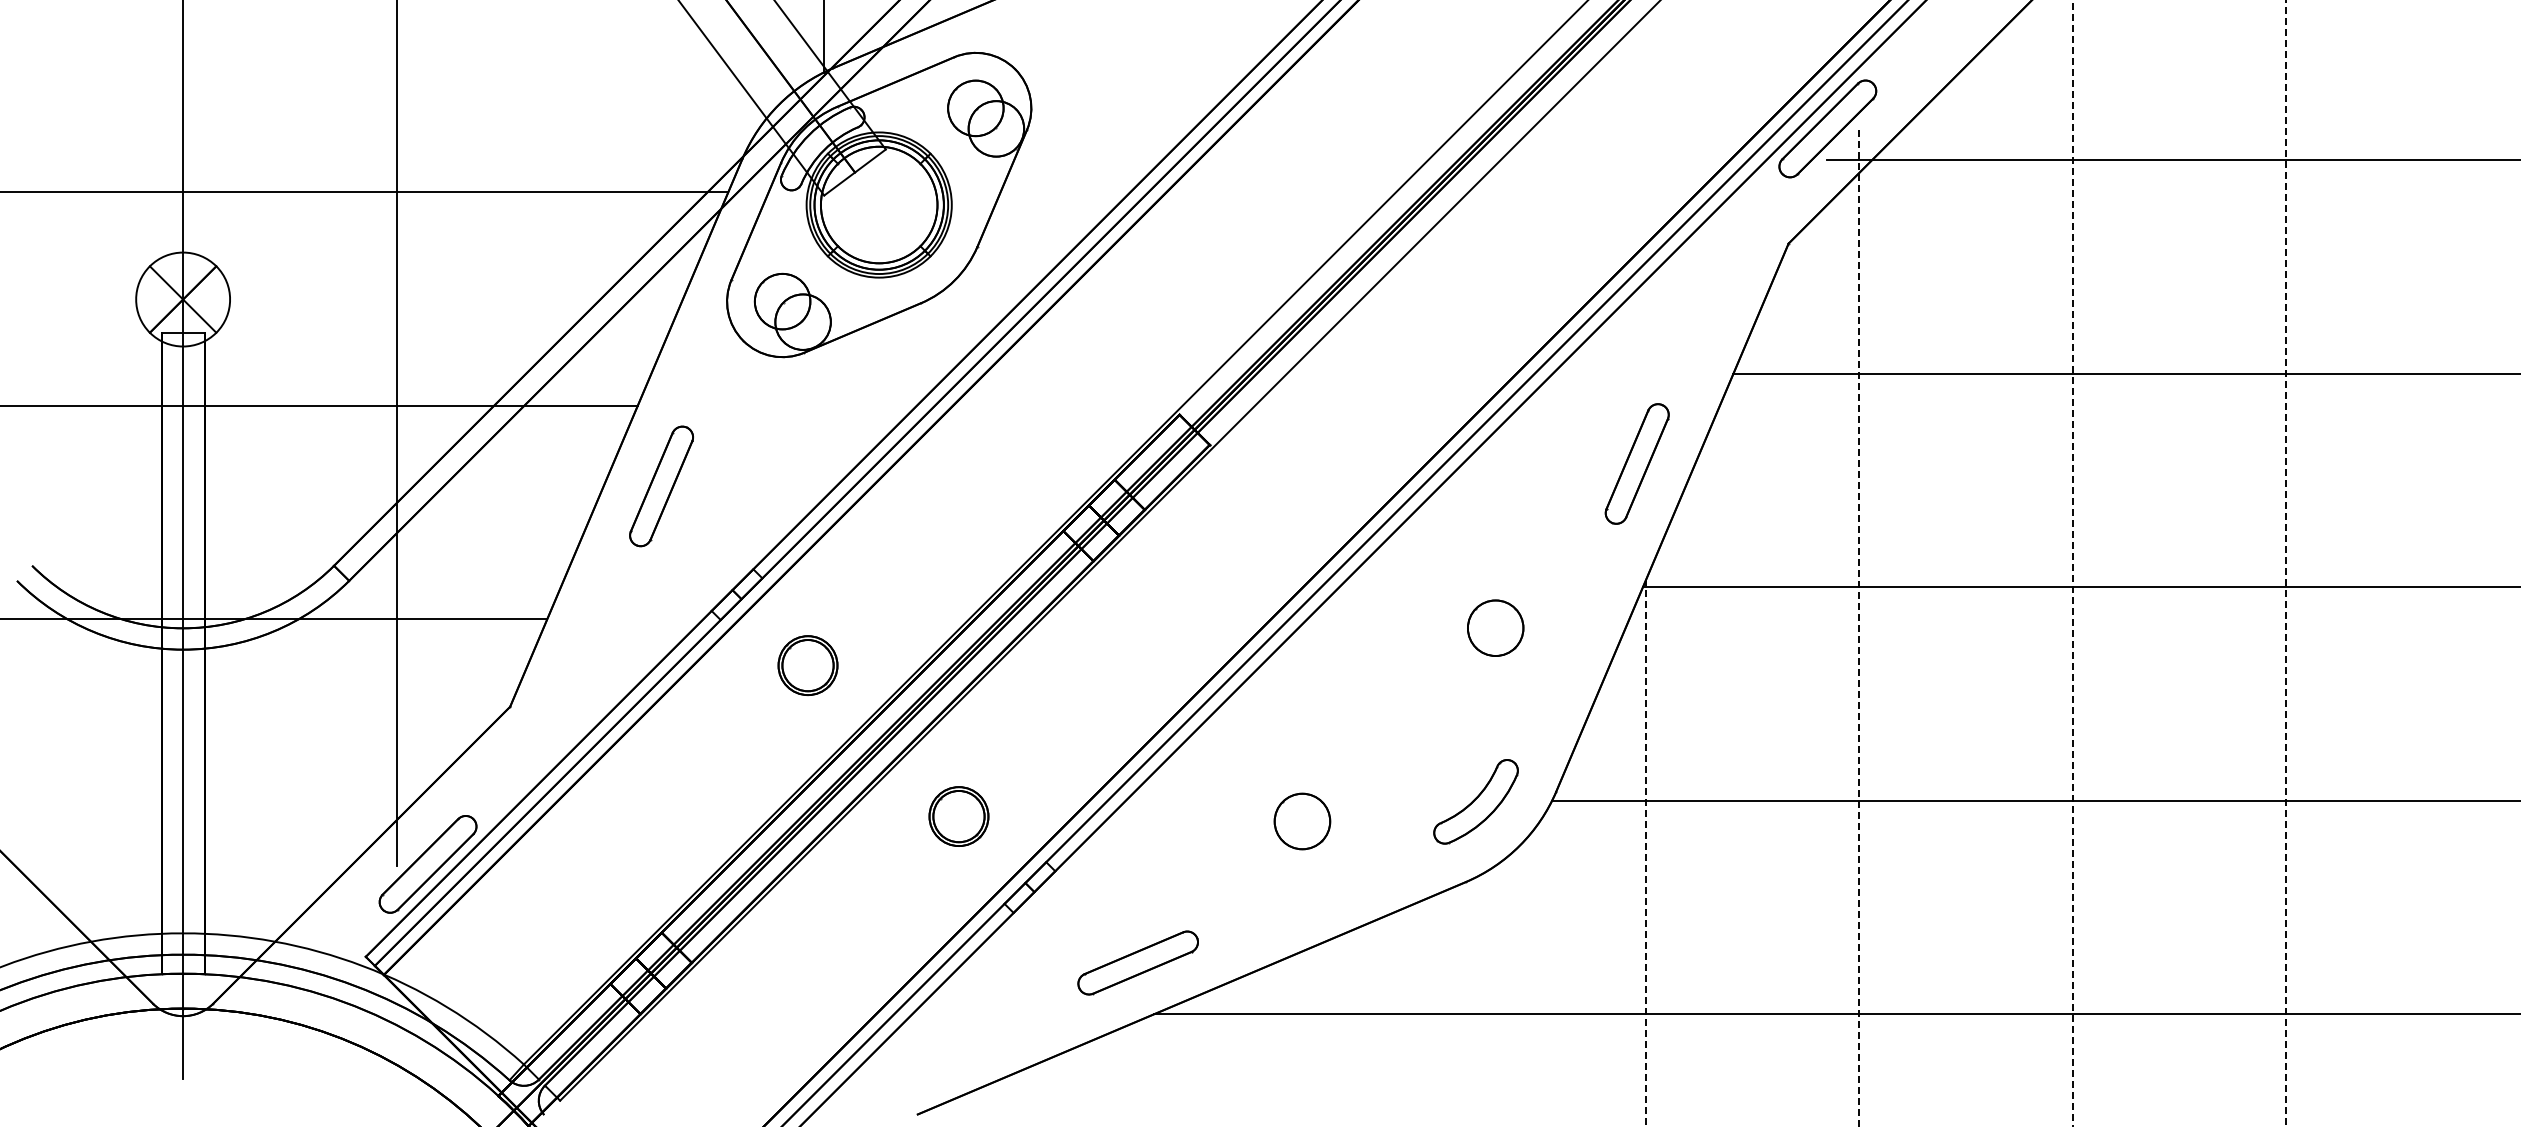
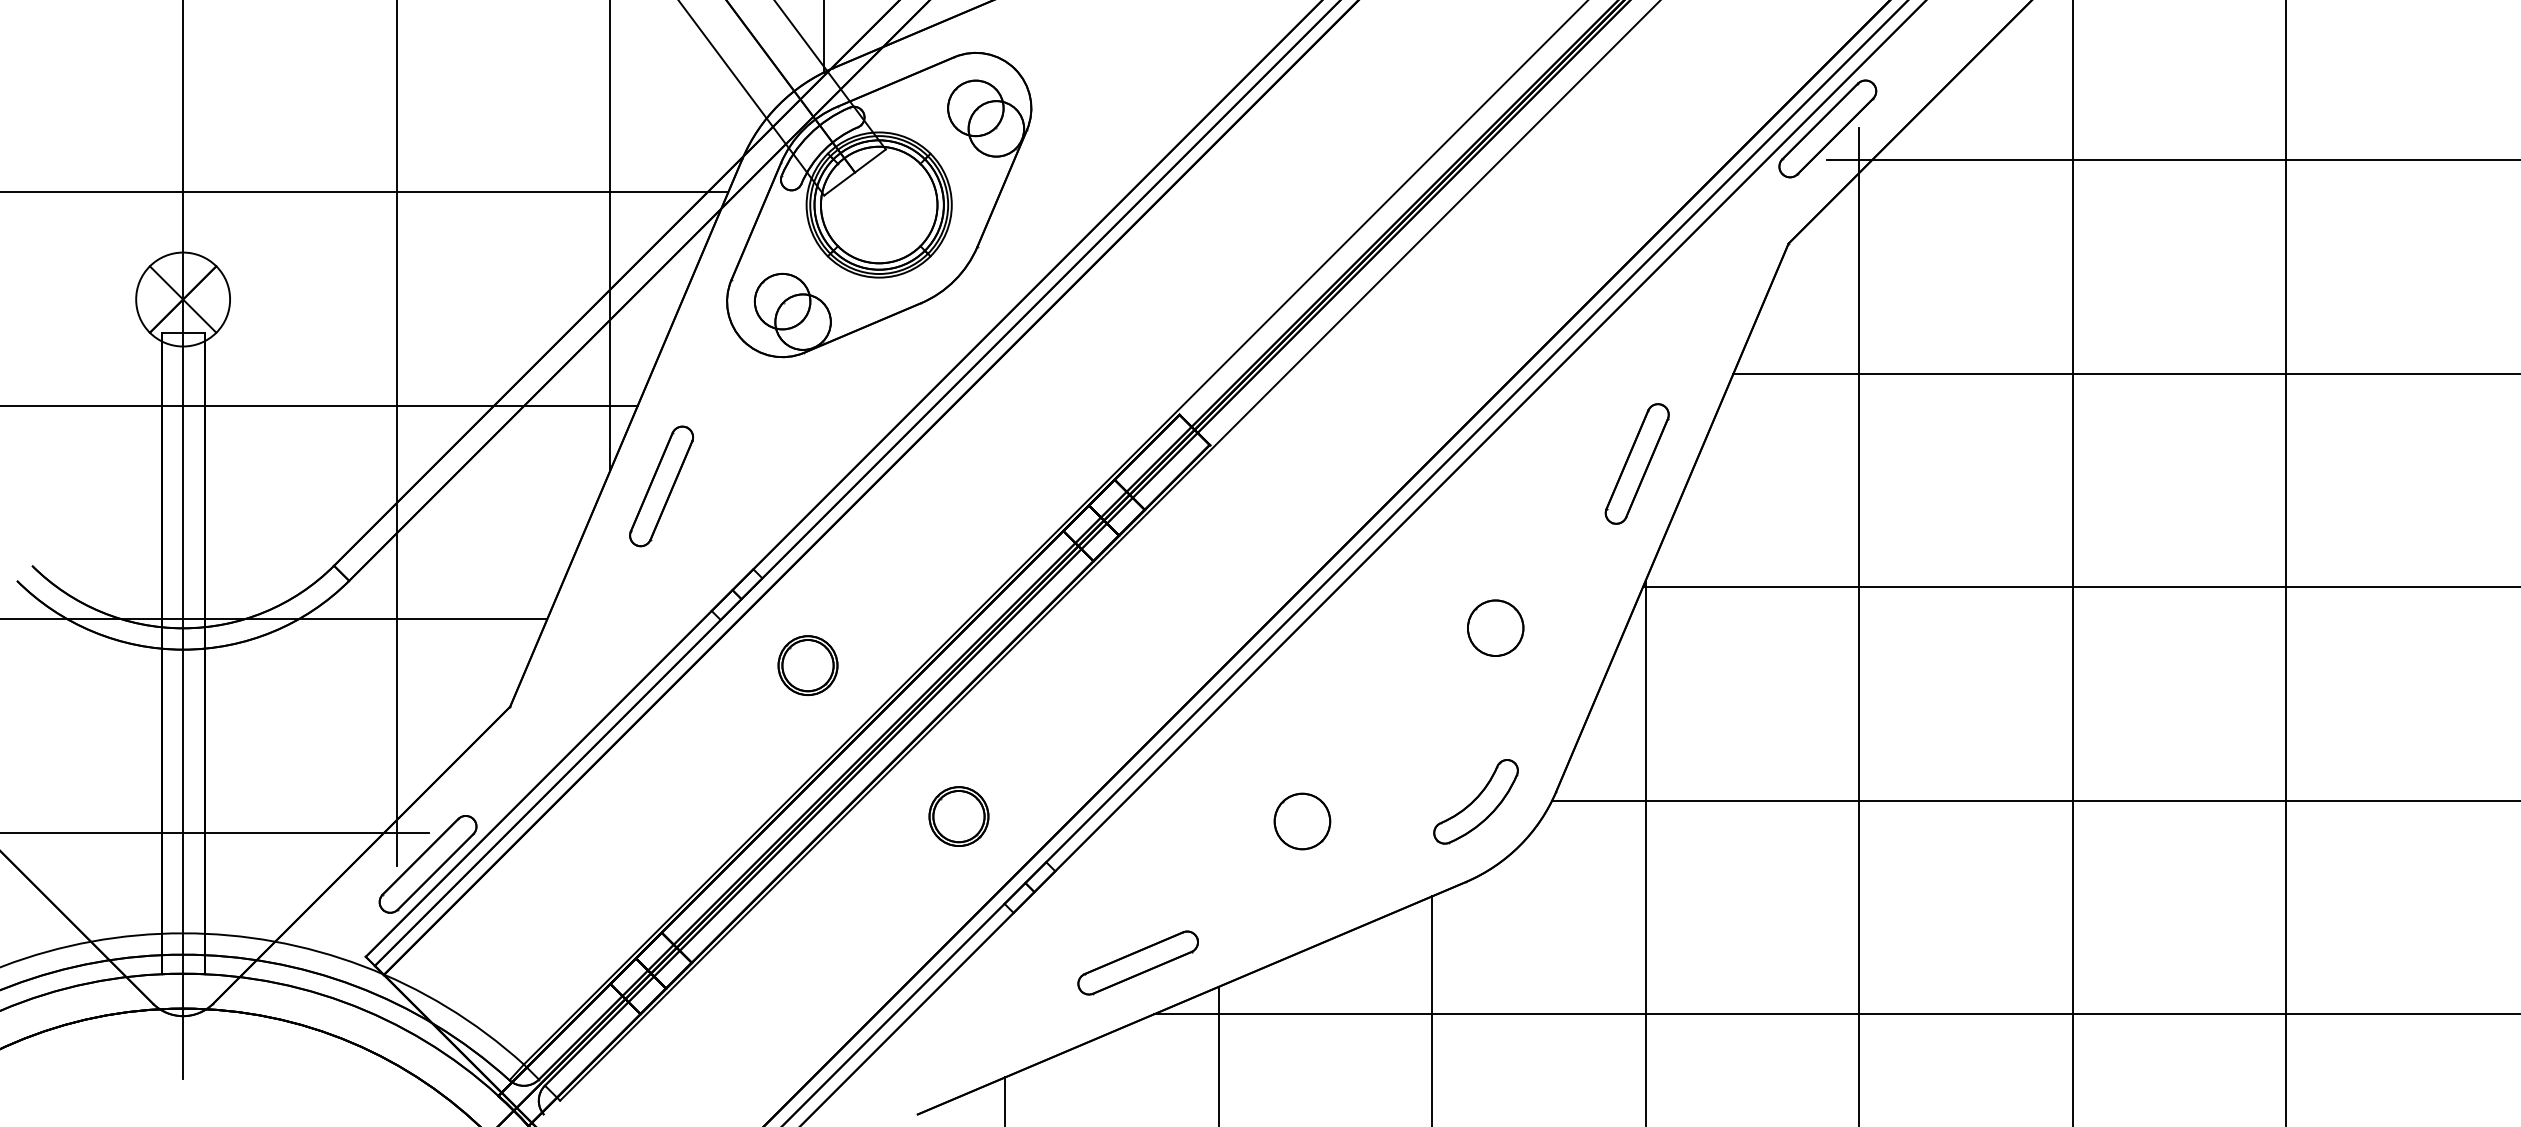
line: none -> present (610, 236)
line: dashed -> solid (2072, 563)
line: dashed -> solid (2286, 563)
line: dashed -> solid (1859, 626)
line: none -> present (215, 832)
line: dashed -> solid (1645, 853)
line: none -> present (1432, 1009)
line: none -> present (1218, 1054)
line: none -> present (1005, 1100)
